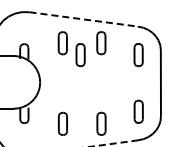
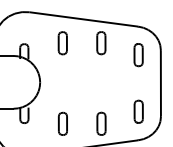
line: dashed -> solid (83, 19)
part: present -> none (80, 55)
line: dashed -> solid (113, 143)
